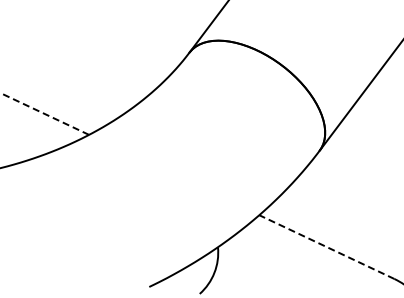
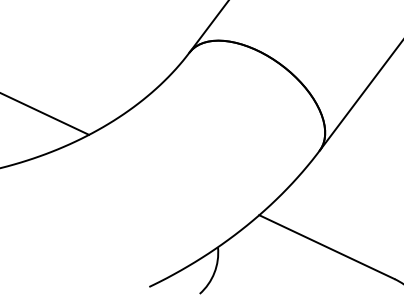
line: dashed -> solid (44, 113)
line: dashed -> solid (326, 247)
